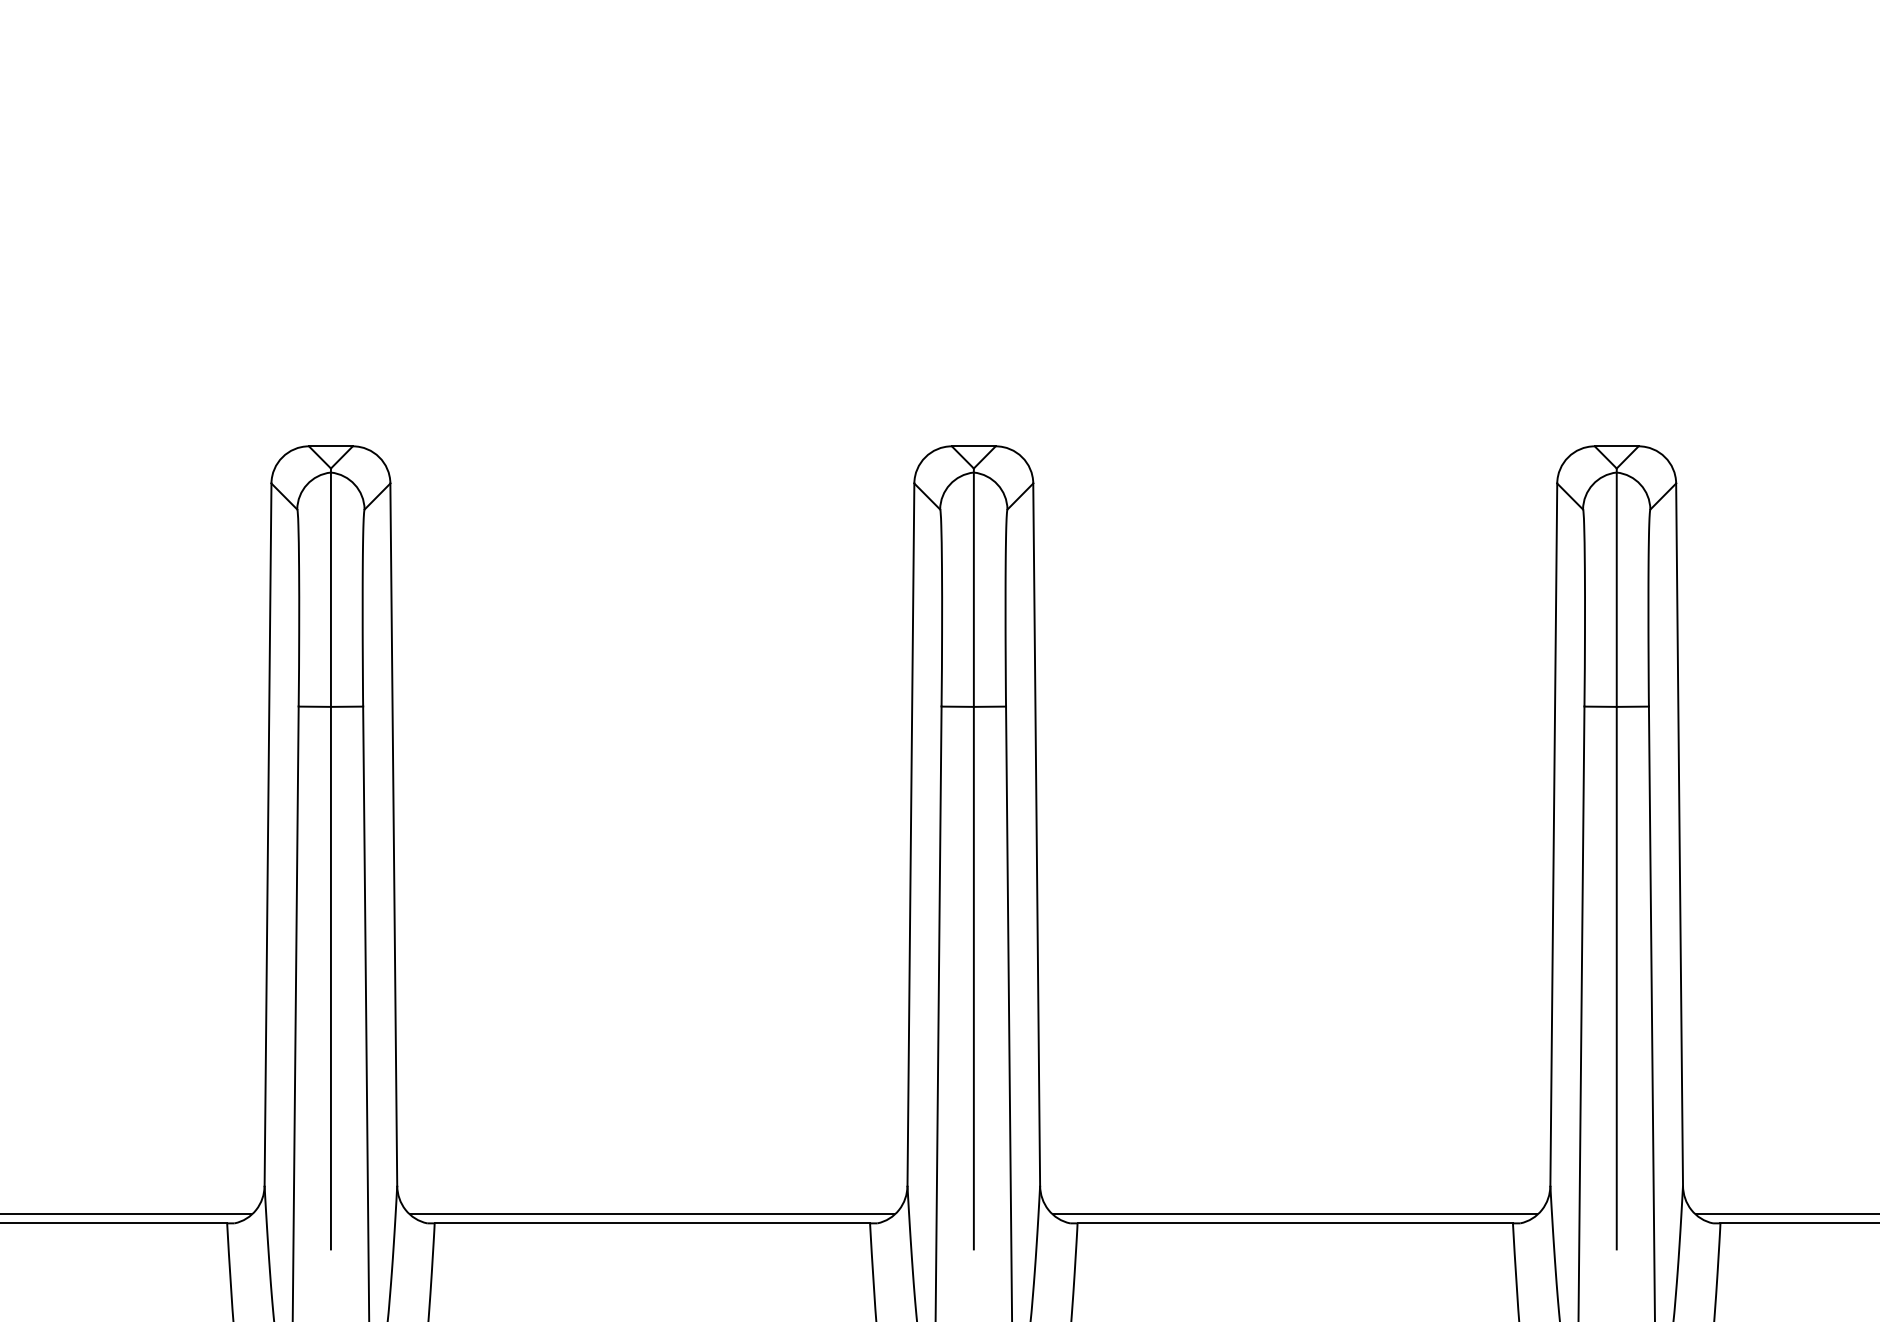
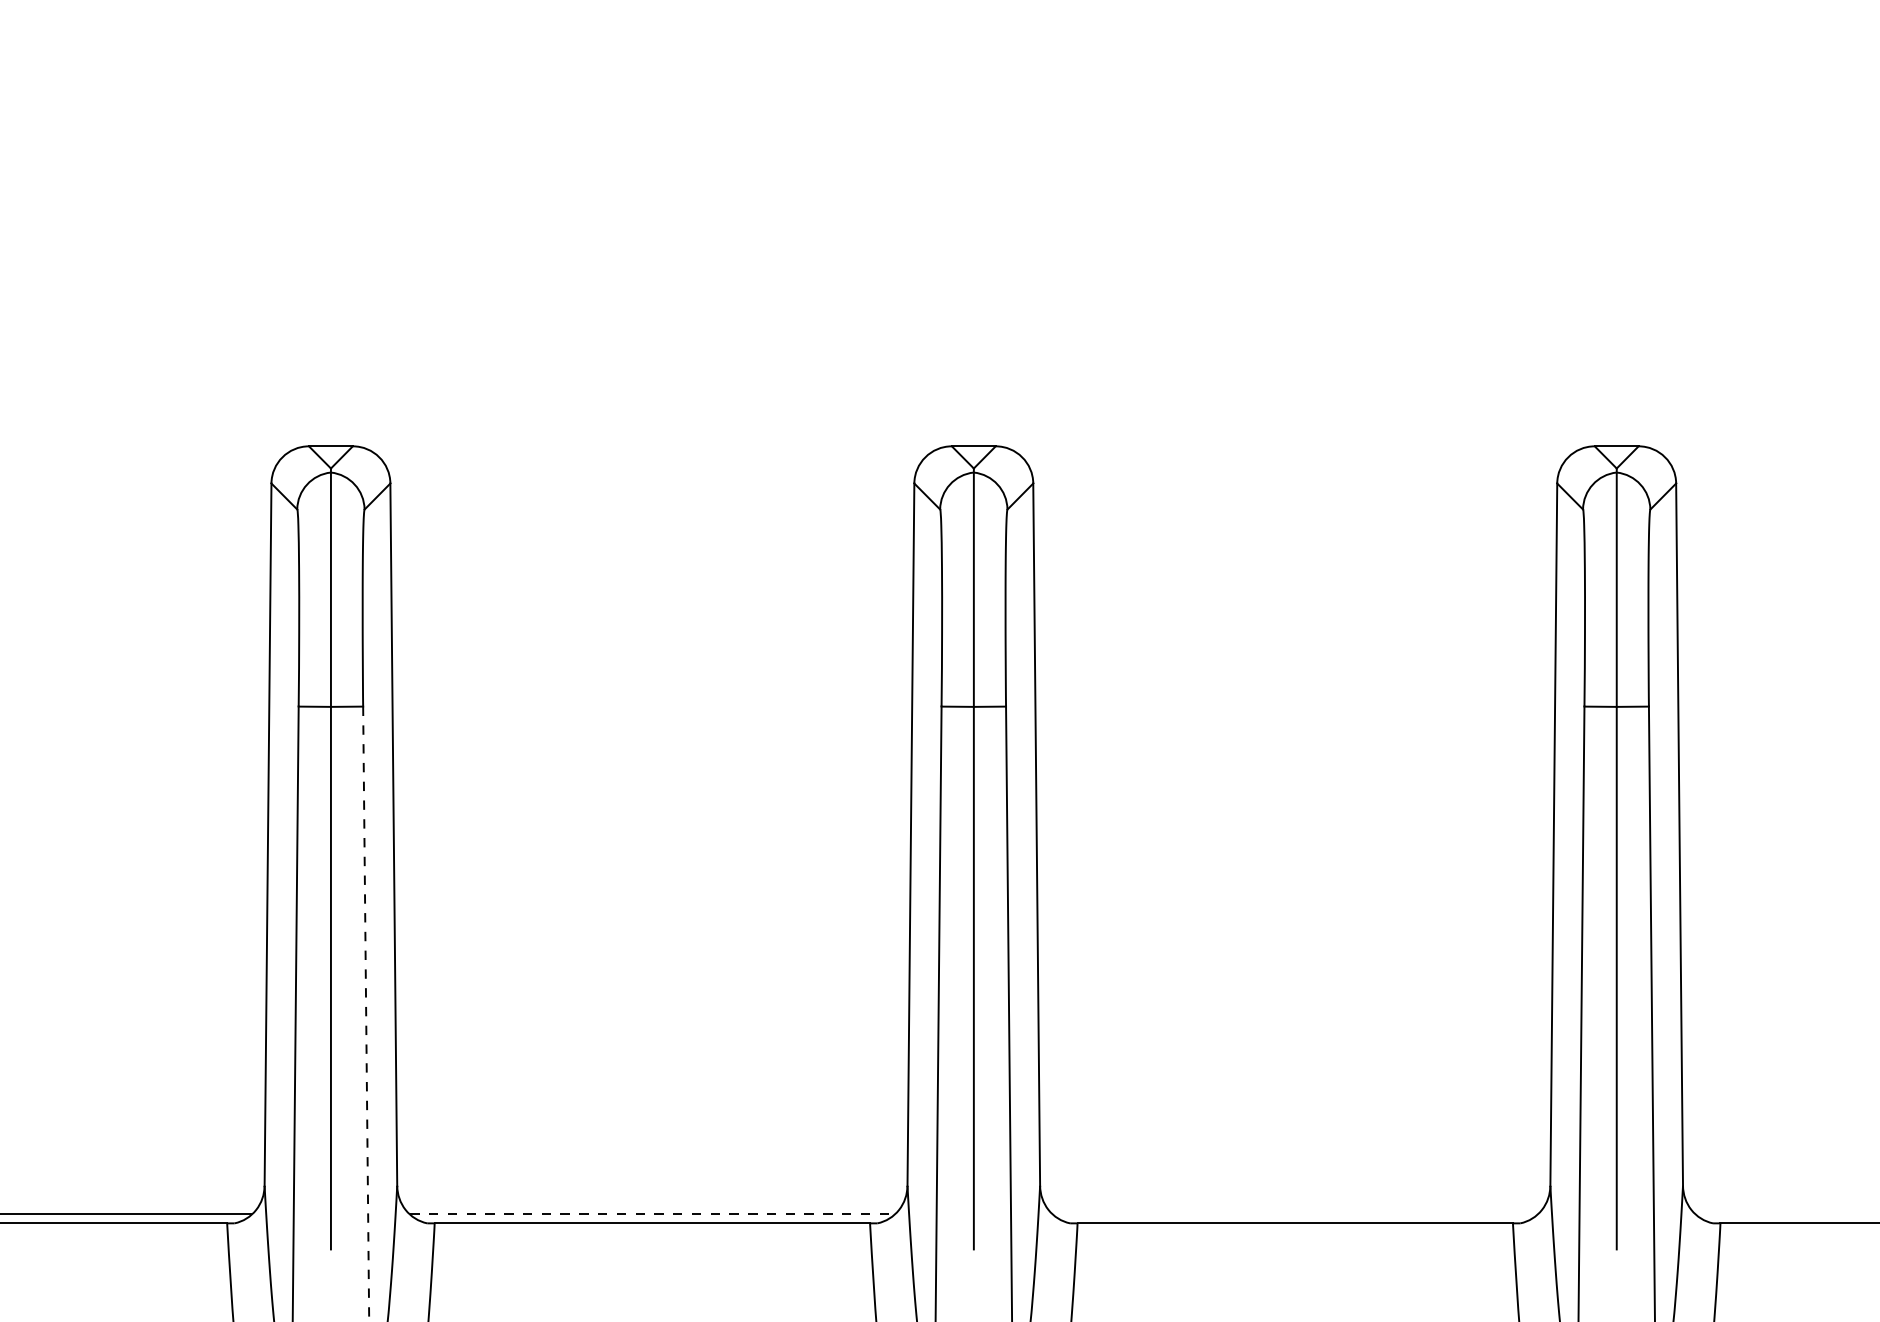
line: solid -> dashed (366, 1014)
line: solid -> dashed (652, 1214)
line: present -> none (1295, 1214)
line: present -> none (1786, 1214)
